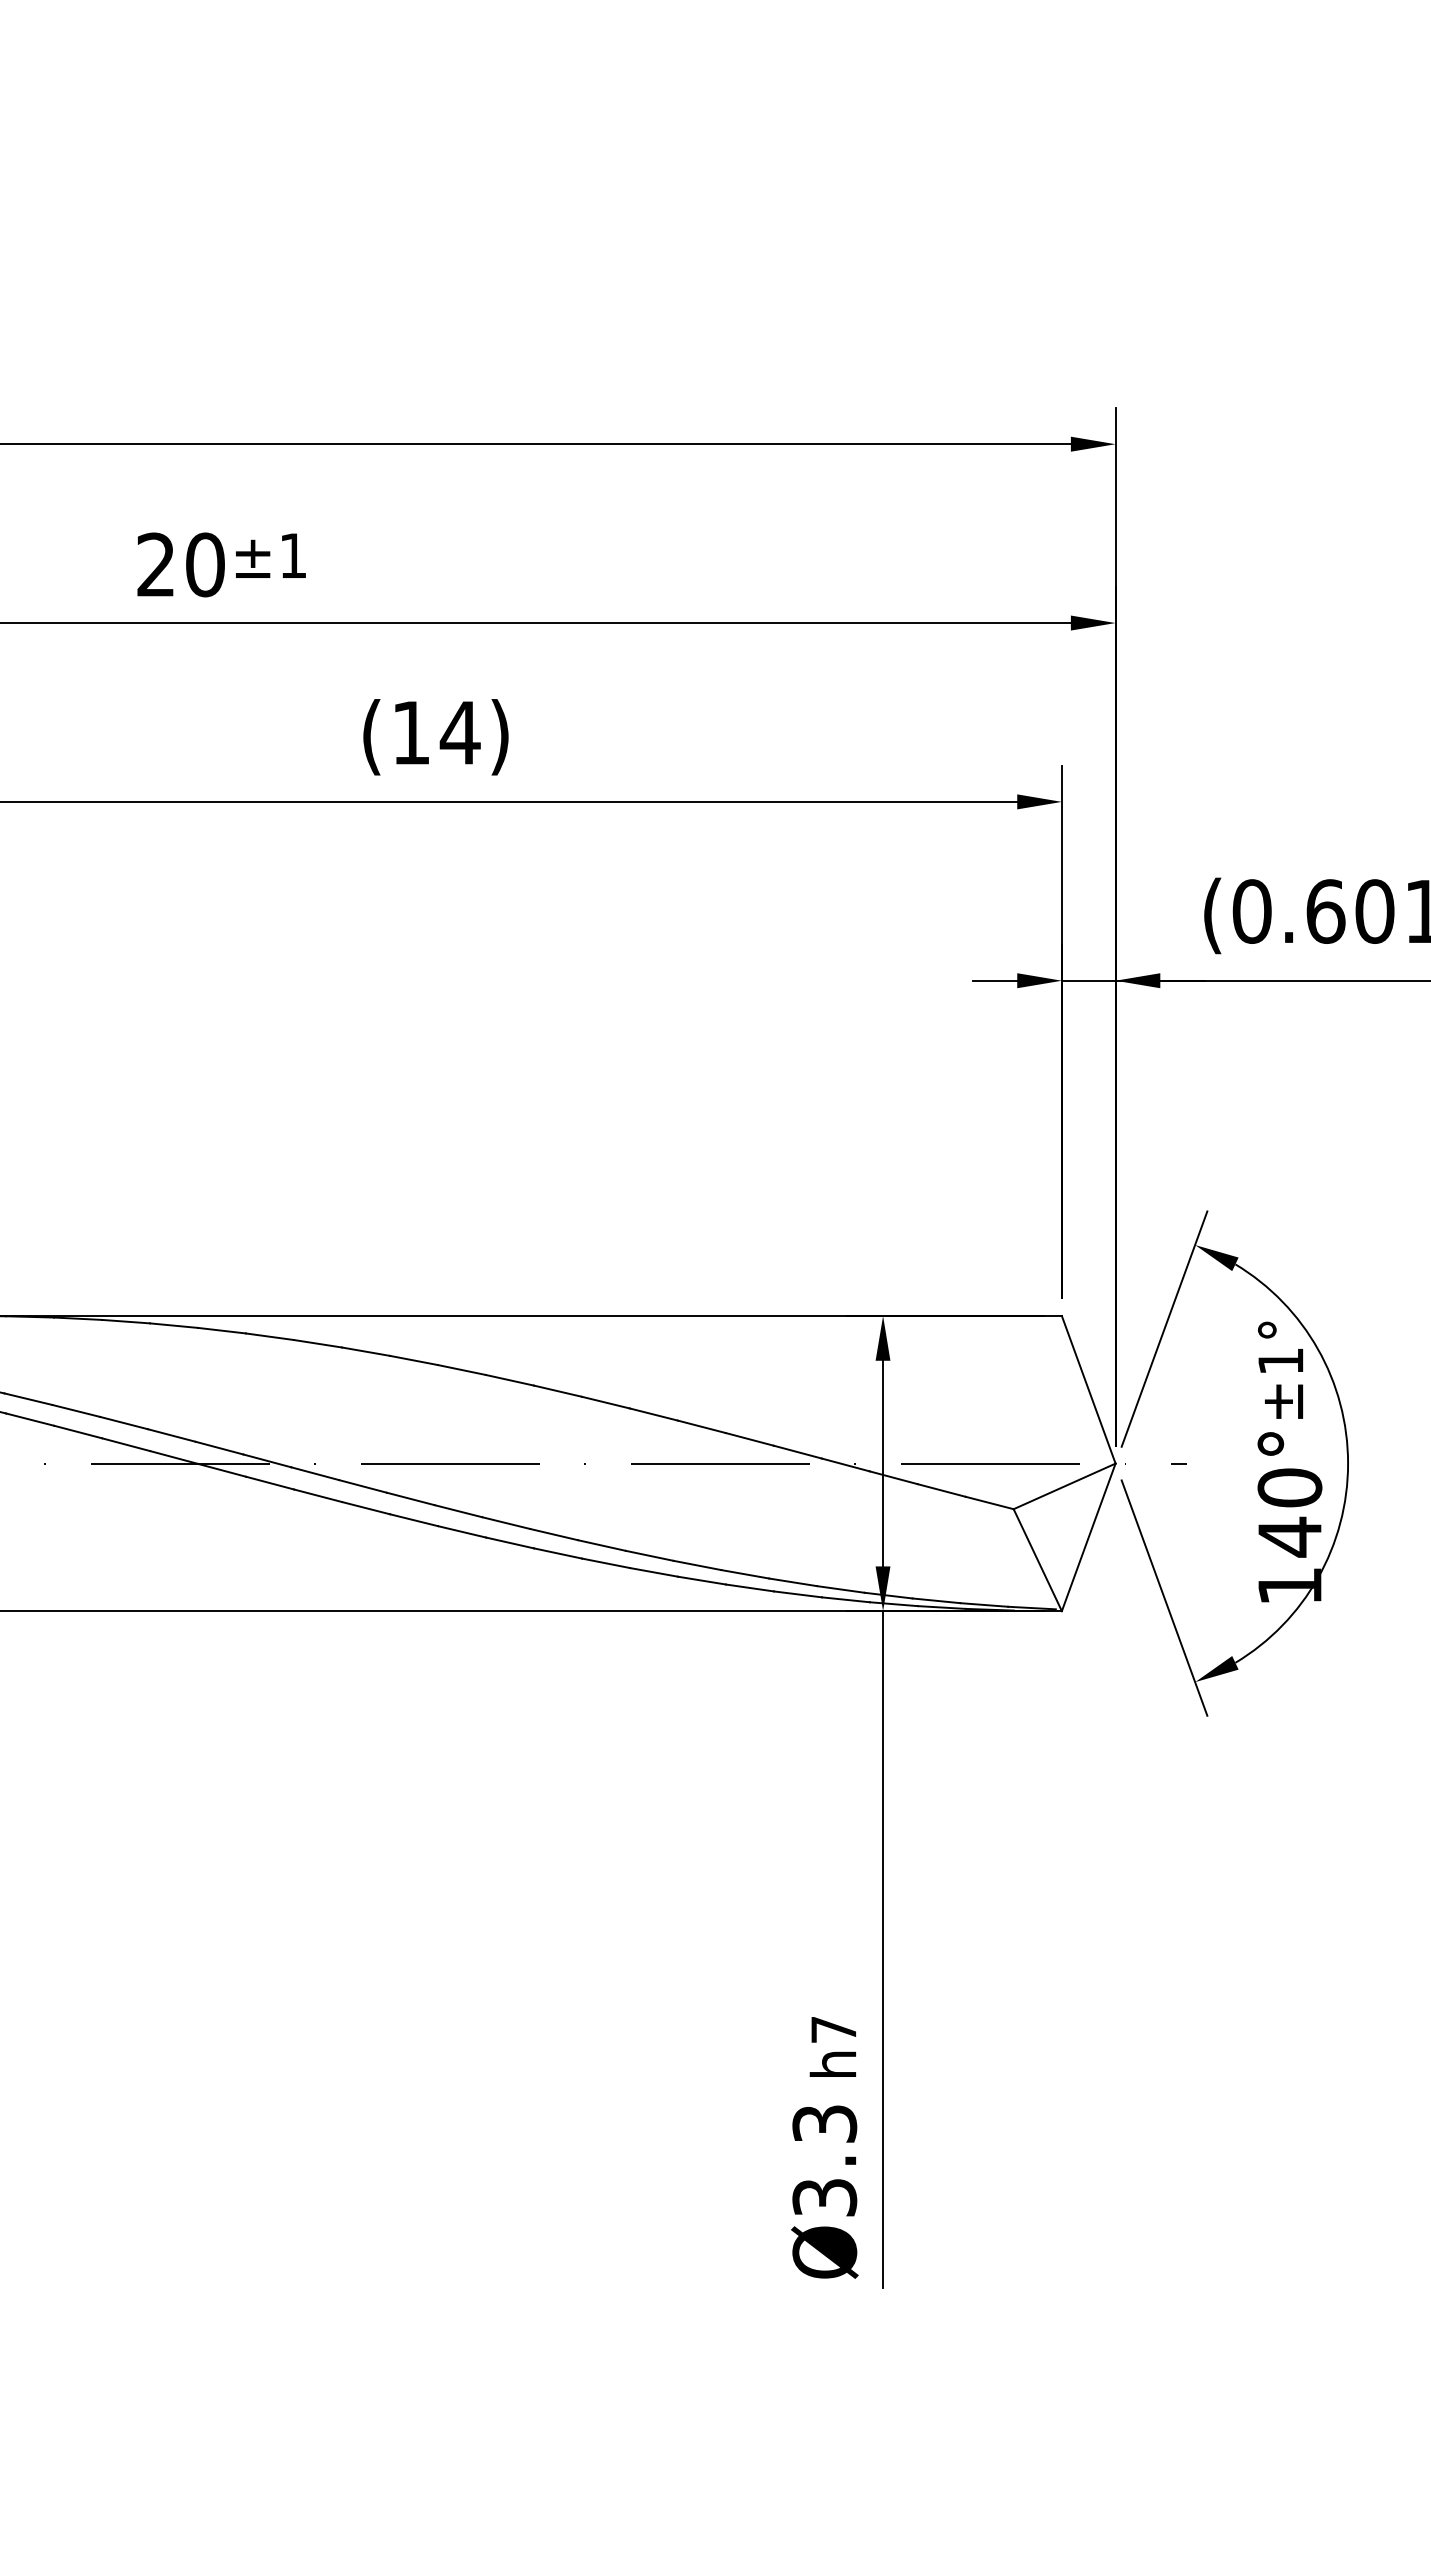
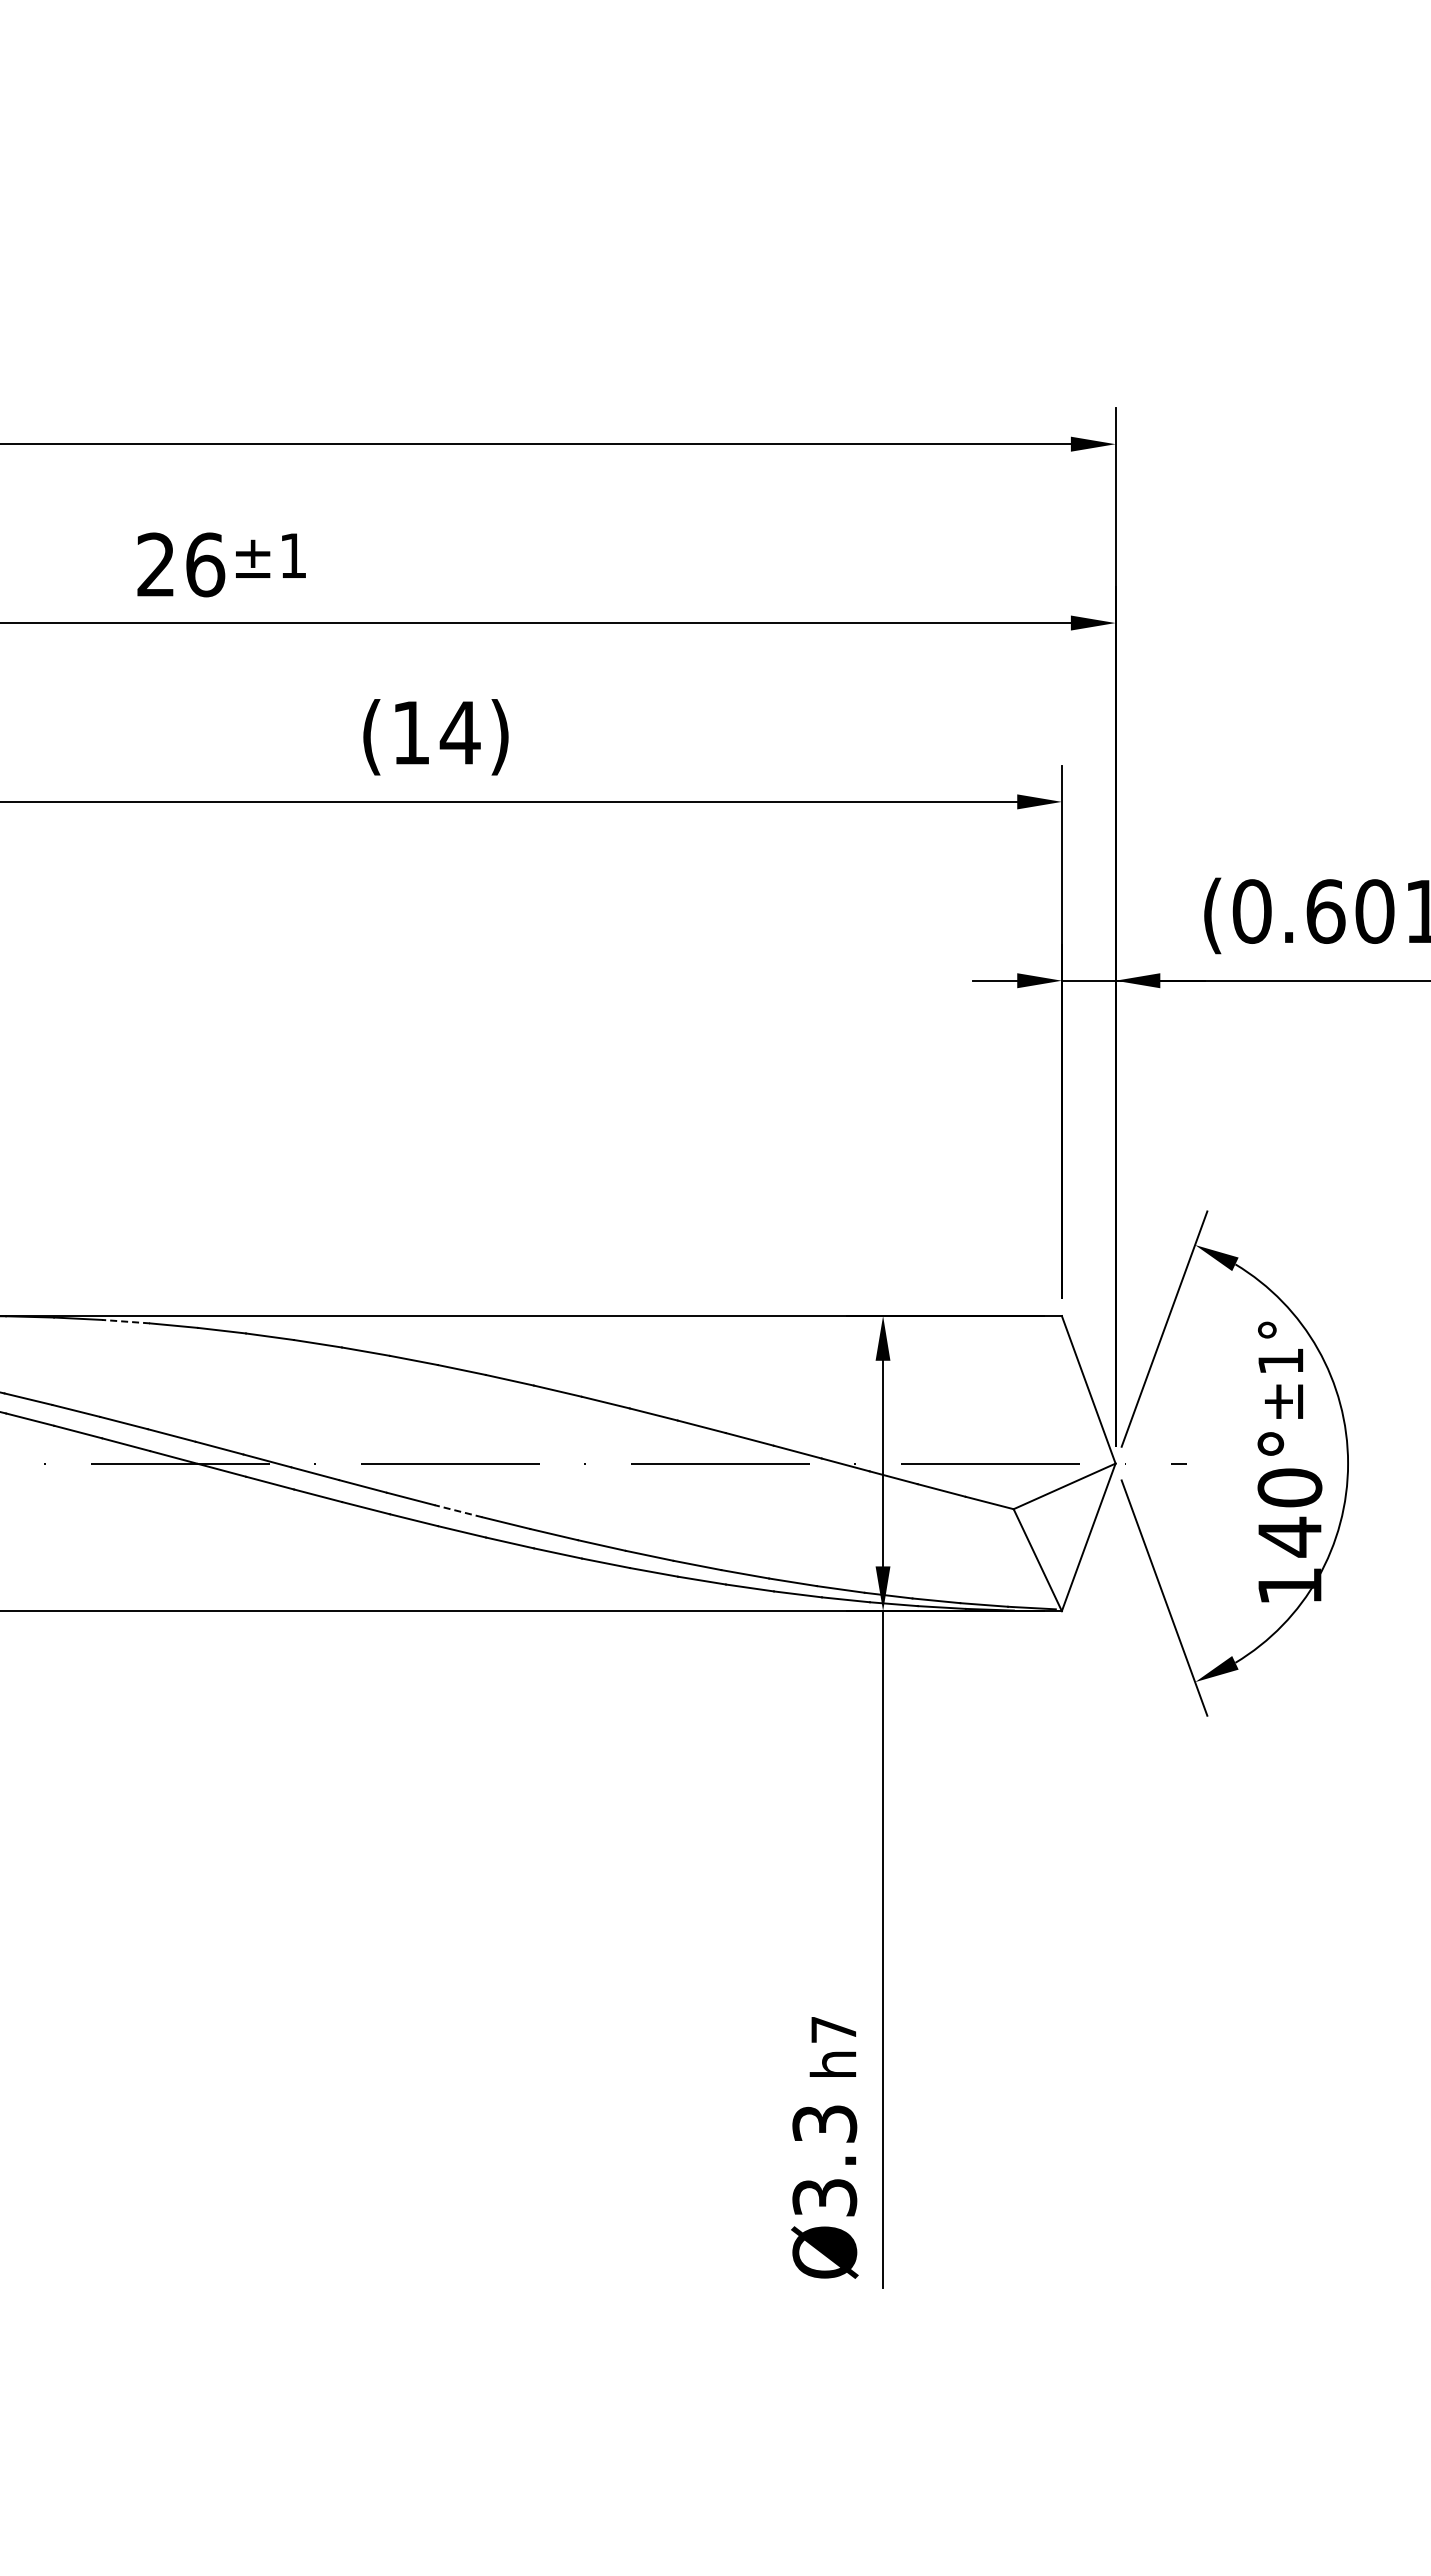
text: 20 -> 26 (205, 564)
line: solid -> dashed (125, 1321)
line: solid -> dashed (458, 1511)
